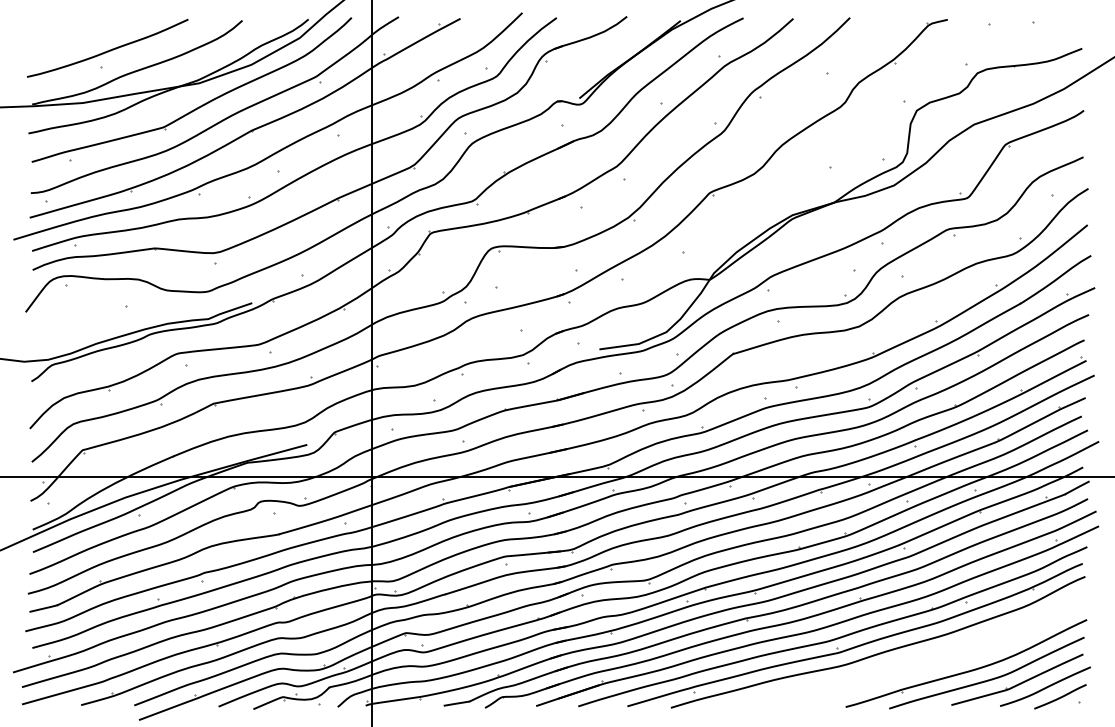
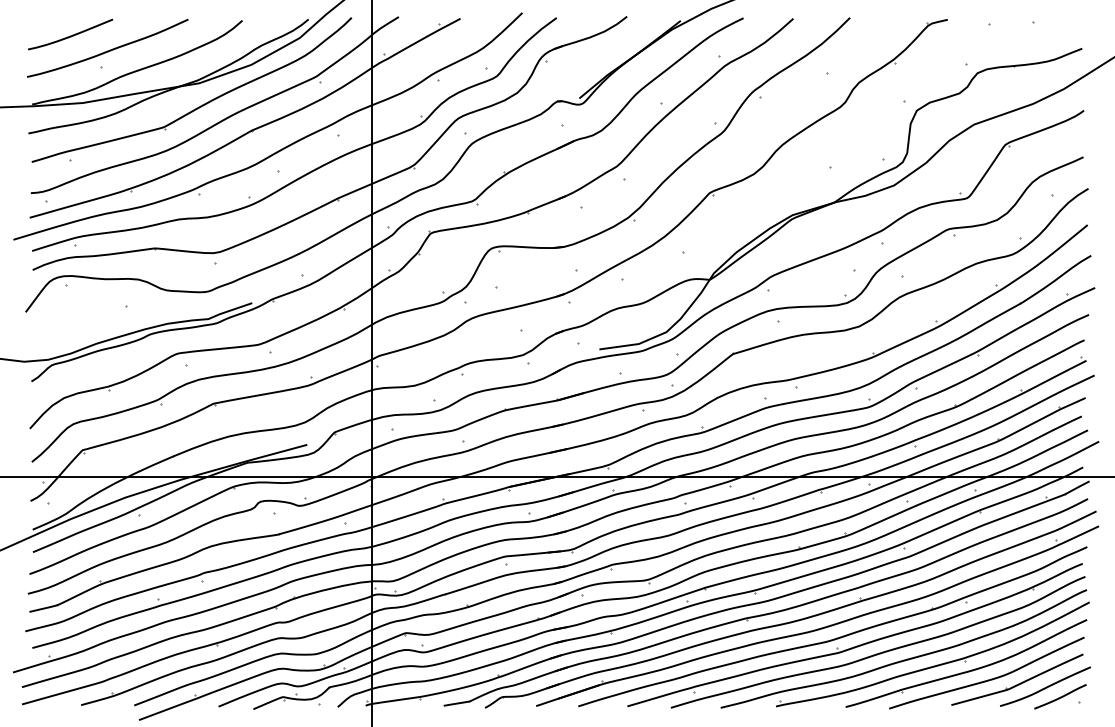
curve: none -> present (70, 35)
part: none -> present (907, 658)
